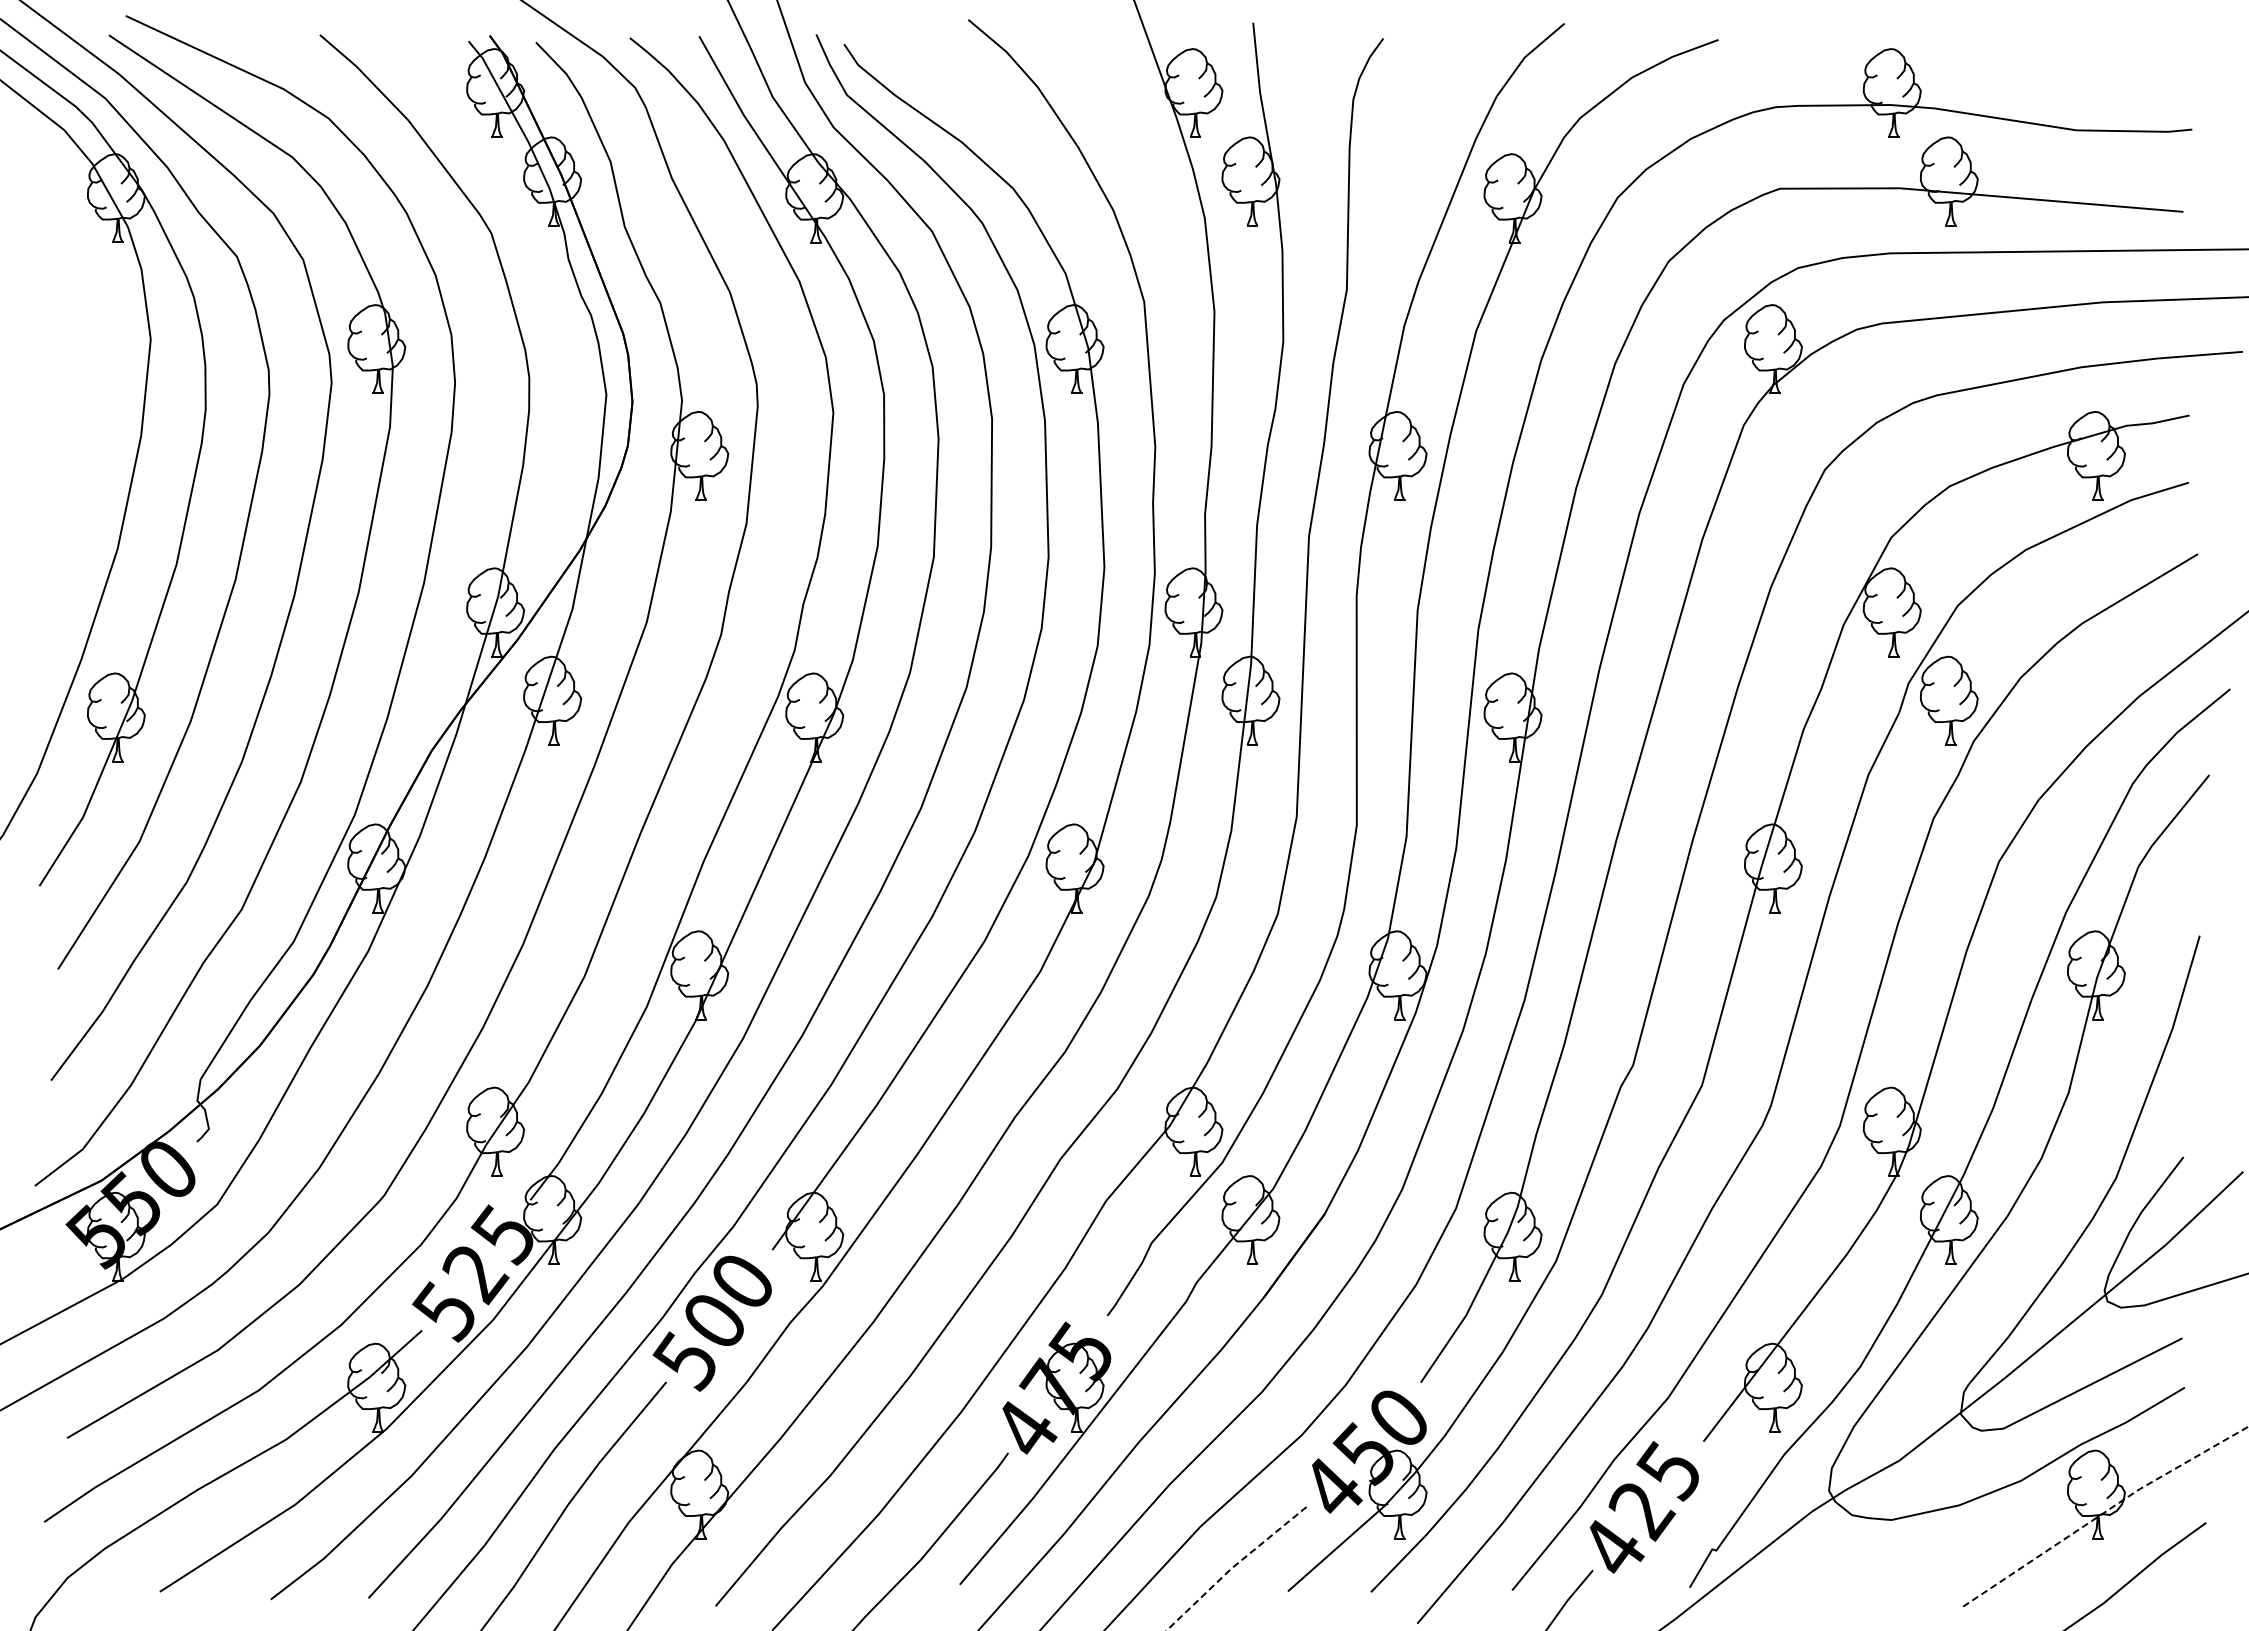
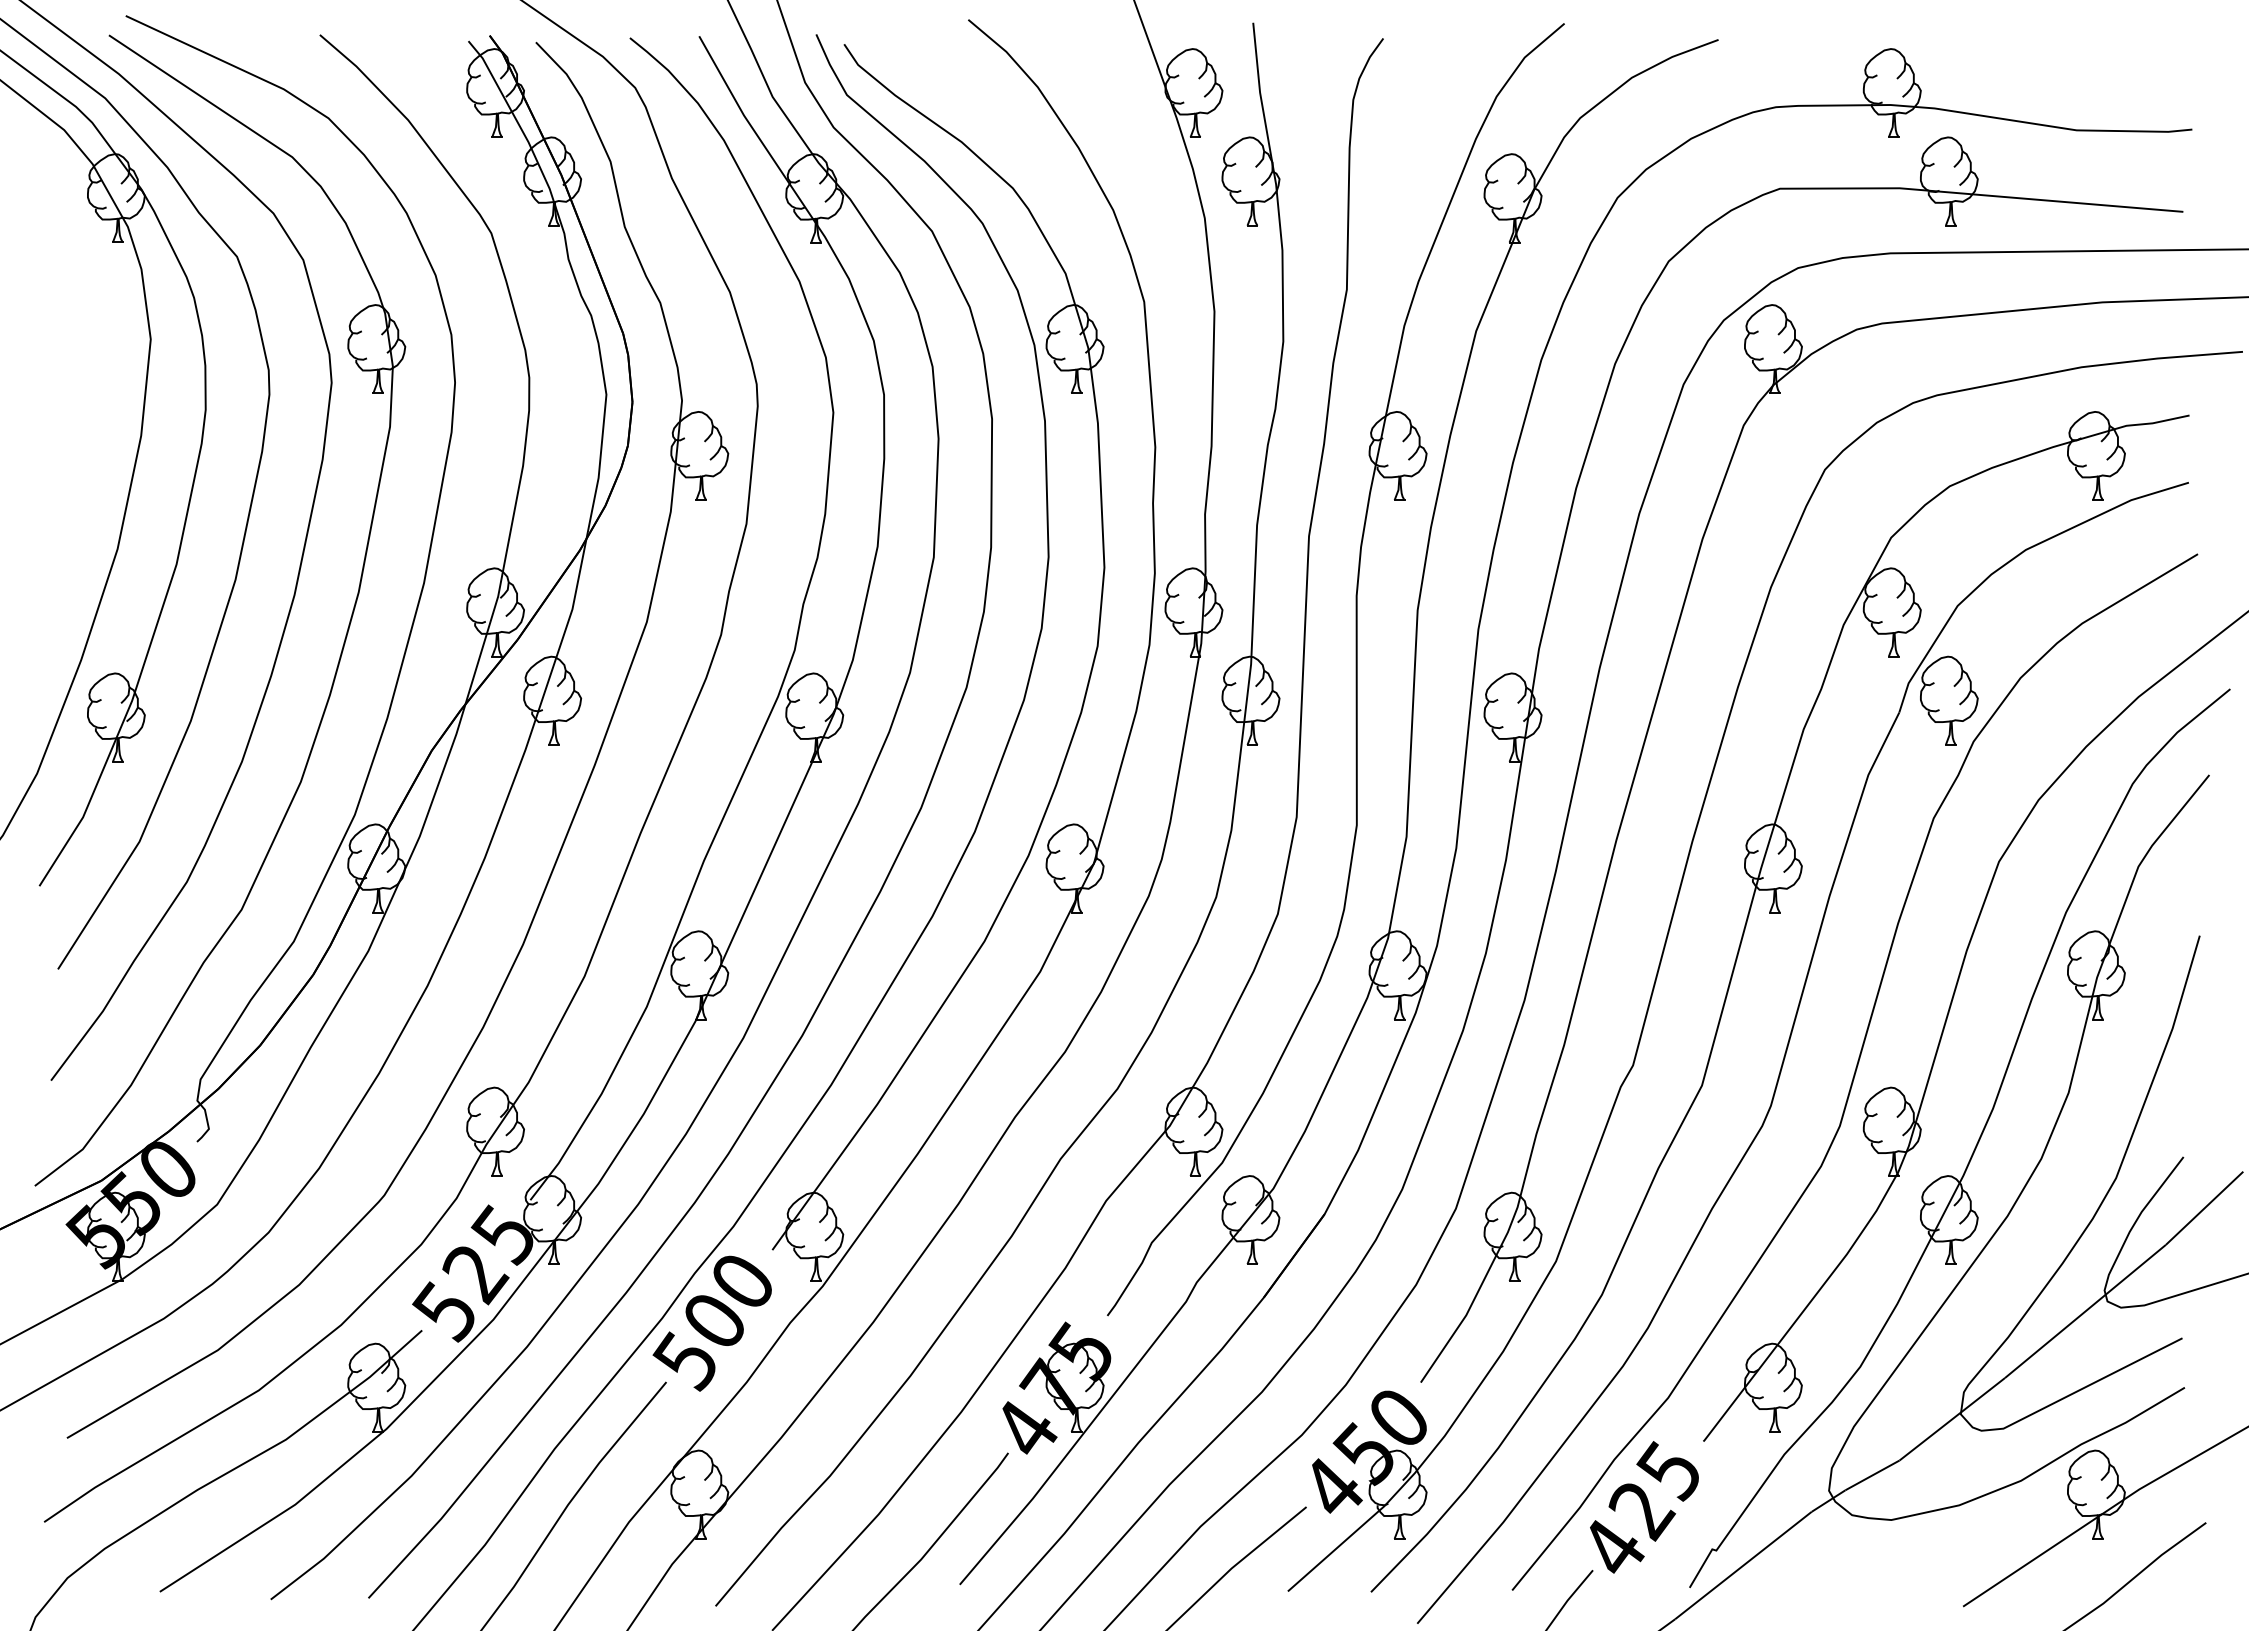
line: dashed -> solid (2104, 1512)
line: dashed -> solid (1233, 1566)
